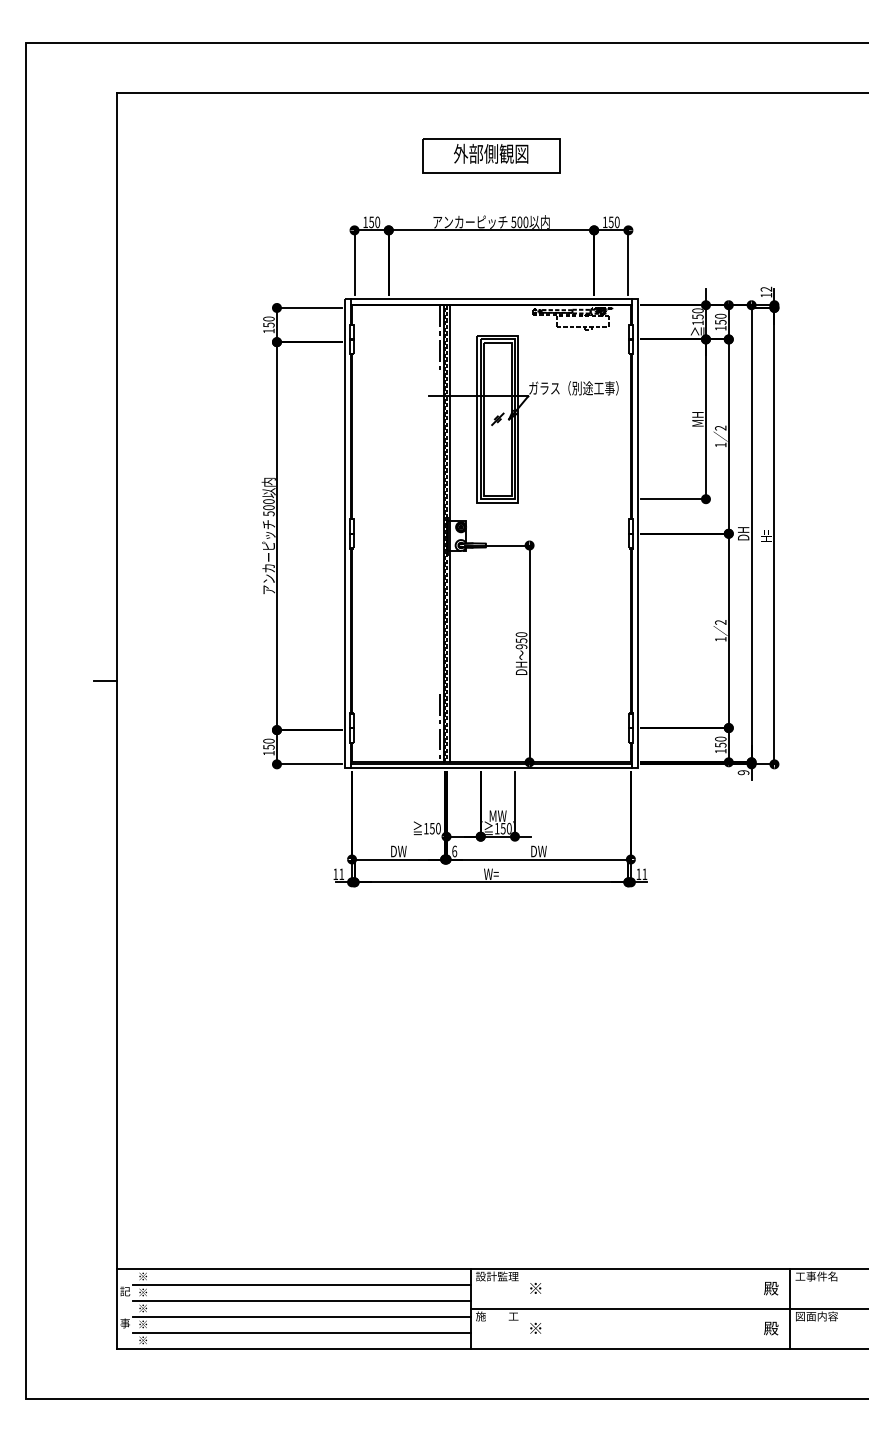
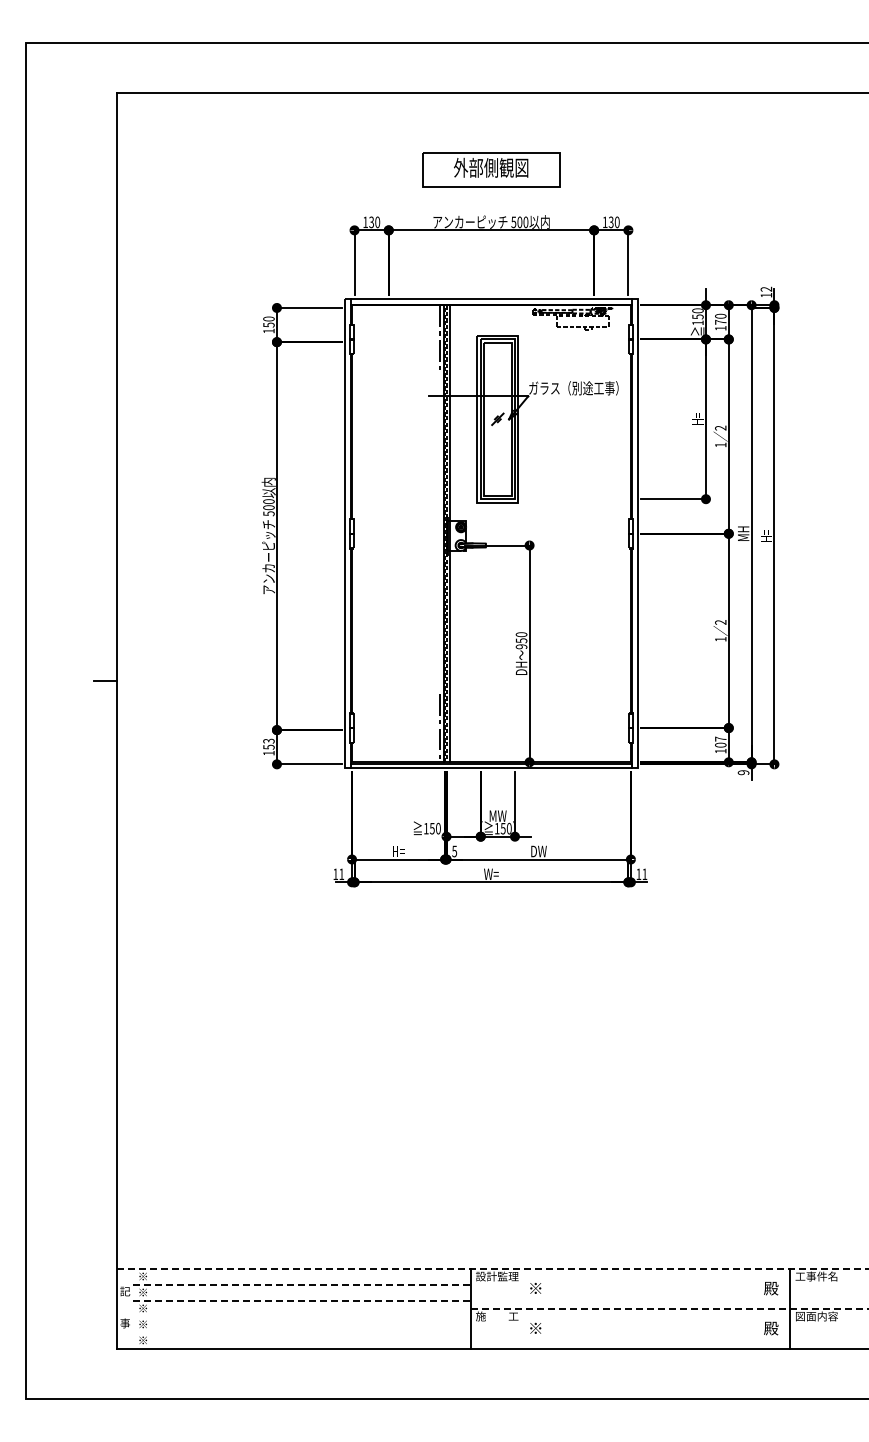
part position: (491, 155) -> (491, 169) (491, 169)
text: 150 -> 130 (371, 221)
text: 150 -> 130 (611, 221)
text: 150 -> 170 (720, 321)
text: MH -> H= (697, 419)
text: DH -> MH (743, 533)
text: 150 -> 153 (268, 740)
text: 150 -> 107 (720, 741)
text: DW -> H= (398, 851)
text: 6 -> 5 (454, 851)
line: solid -> dashed (493, 1268)
line: solid -> dashed (302, 1284)
line: solid -> dashed (302, 1300)
line: solid -> dashed (669, 1308)
line: present -> none (301, 1316)
line: present -> none (301, 1332)
